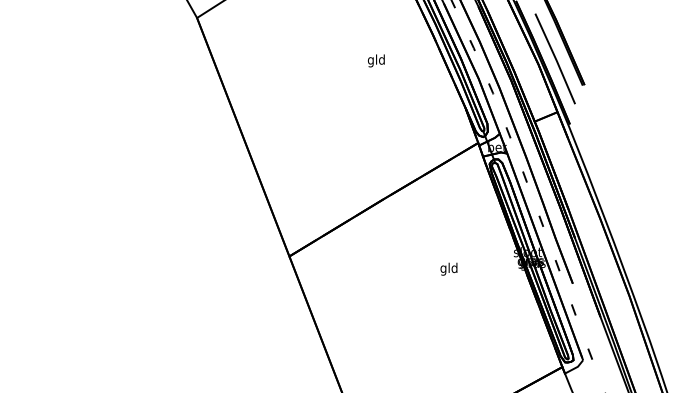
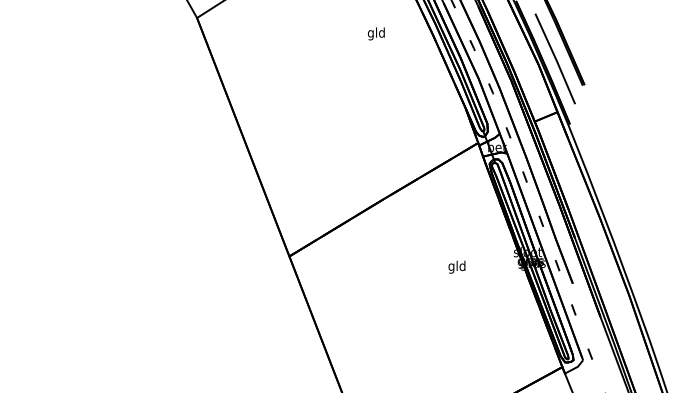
text position: (376, 60) -> (376, 33) (376, 33)
text position: (448, 268) -> (456, 266) (456, 266)
